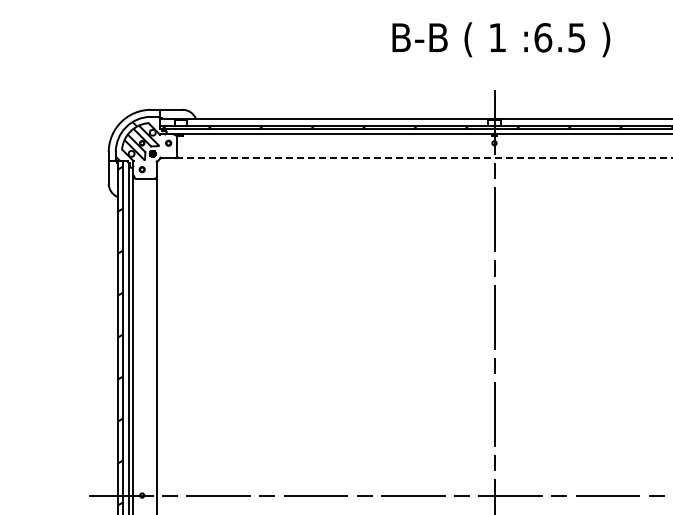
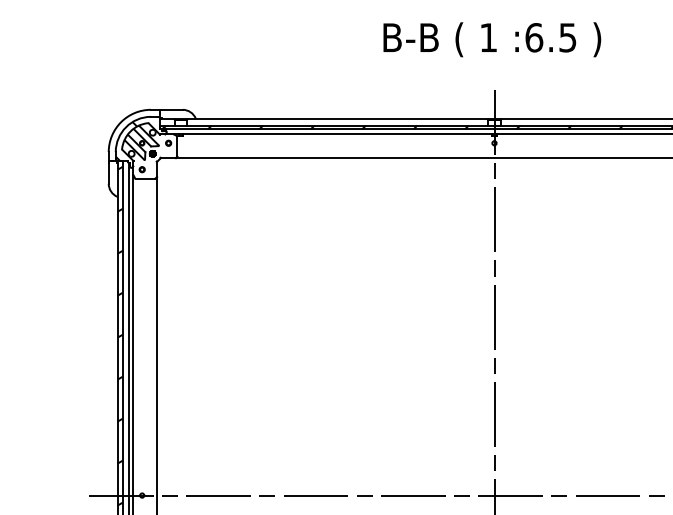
text position: (501, 39) -> (492, 39) (492, 39)
line: dashed -> solid (424, 158)
